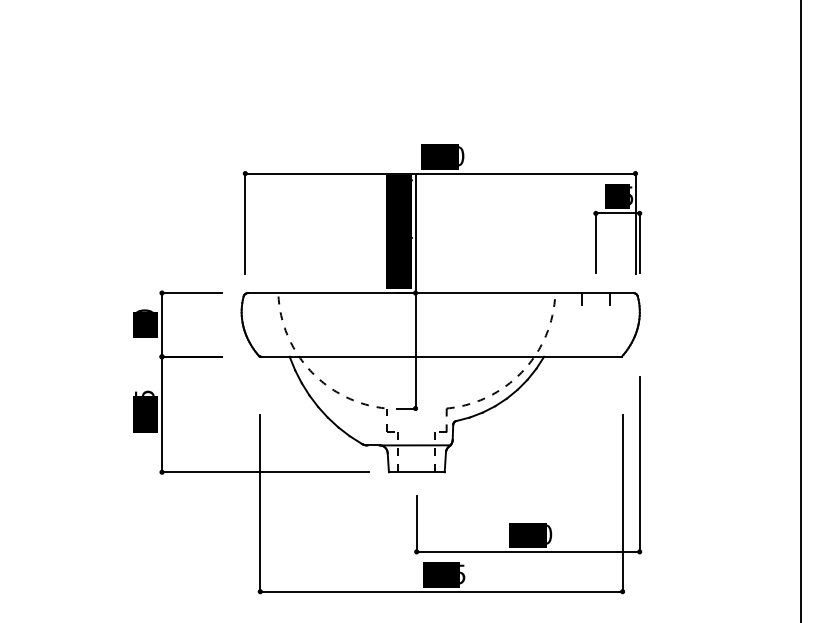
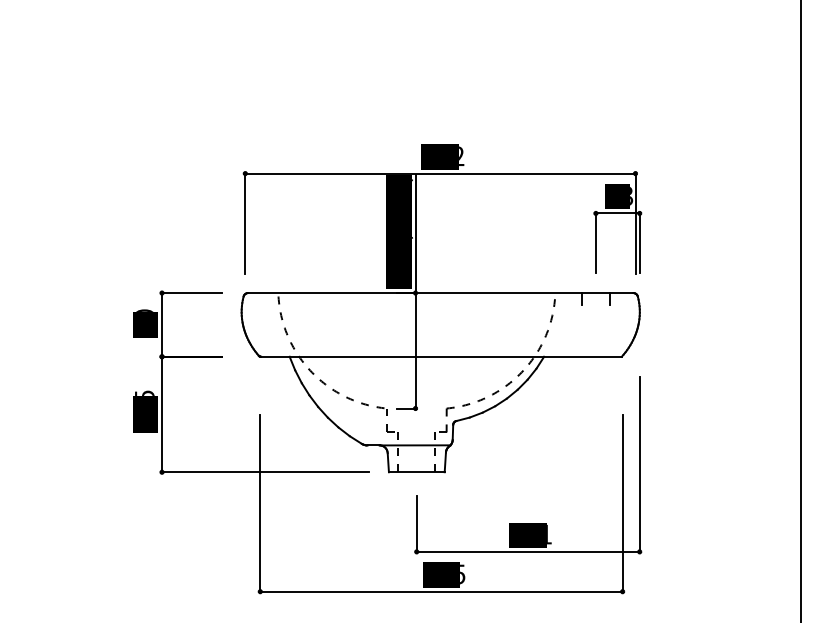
text: 490 -> 302 (461, 156)
text: 55 -> 73 (631, 195)
text: 280 -> 201 (549, 534)
